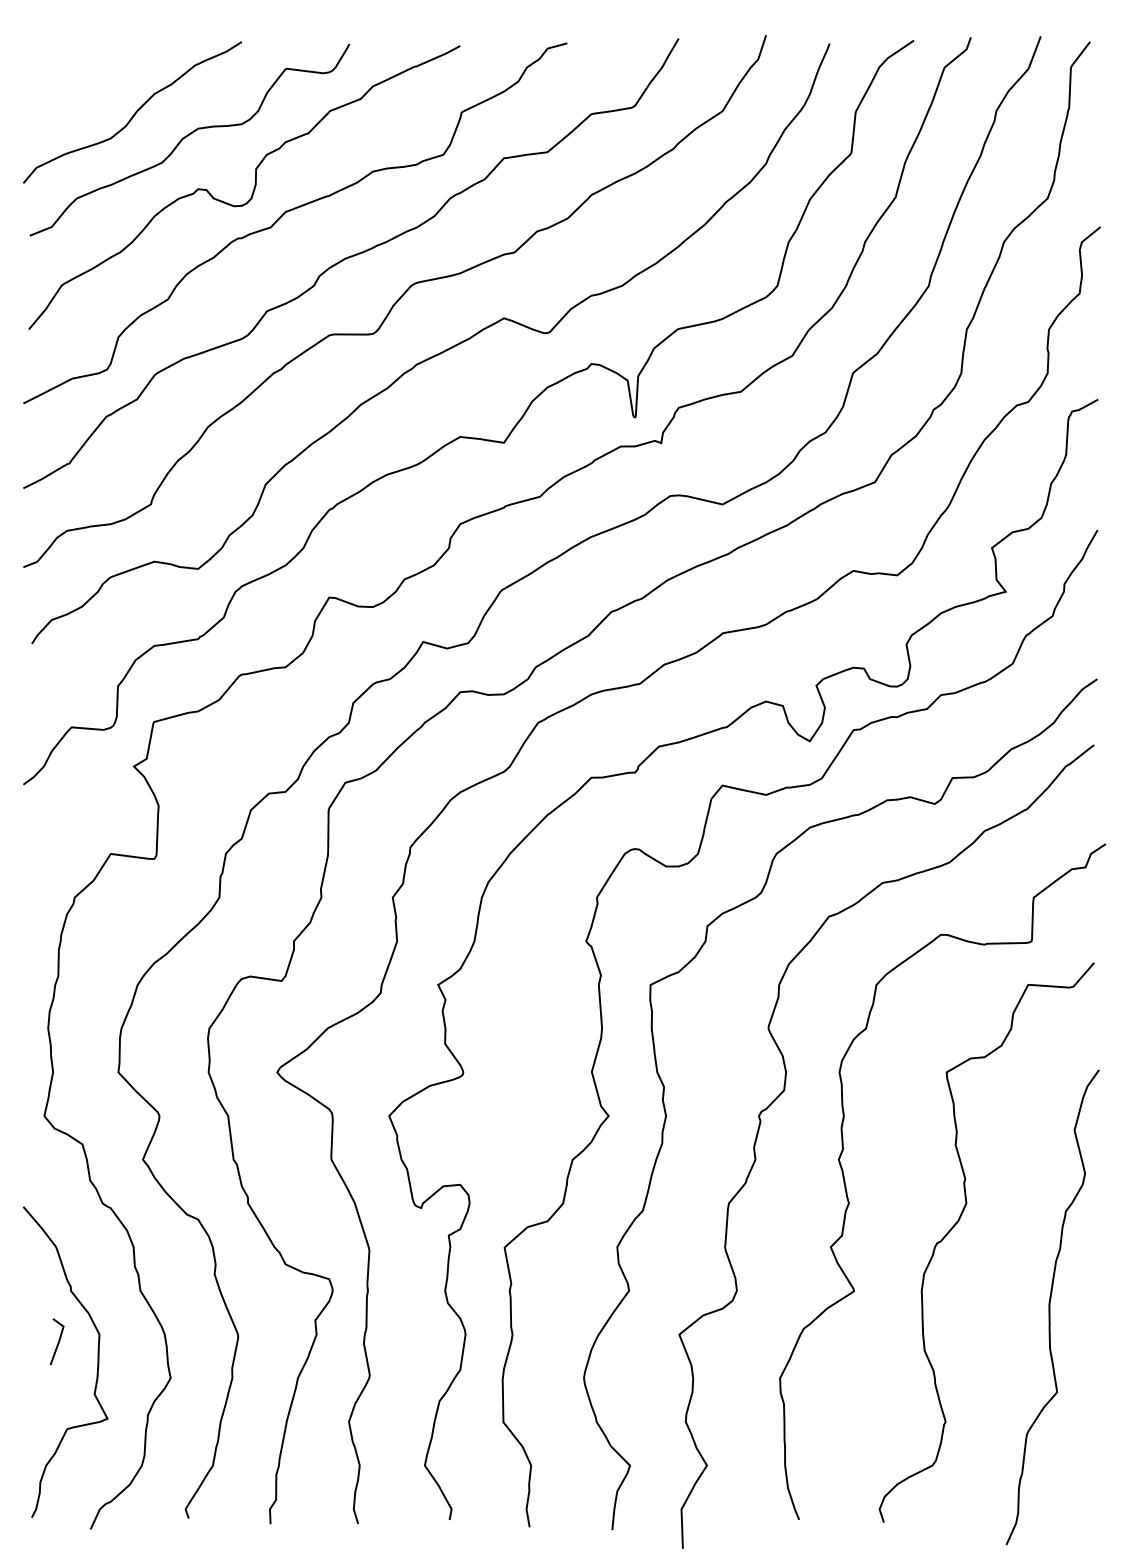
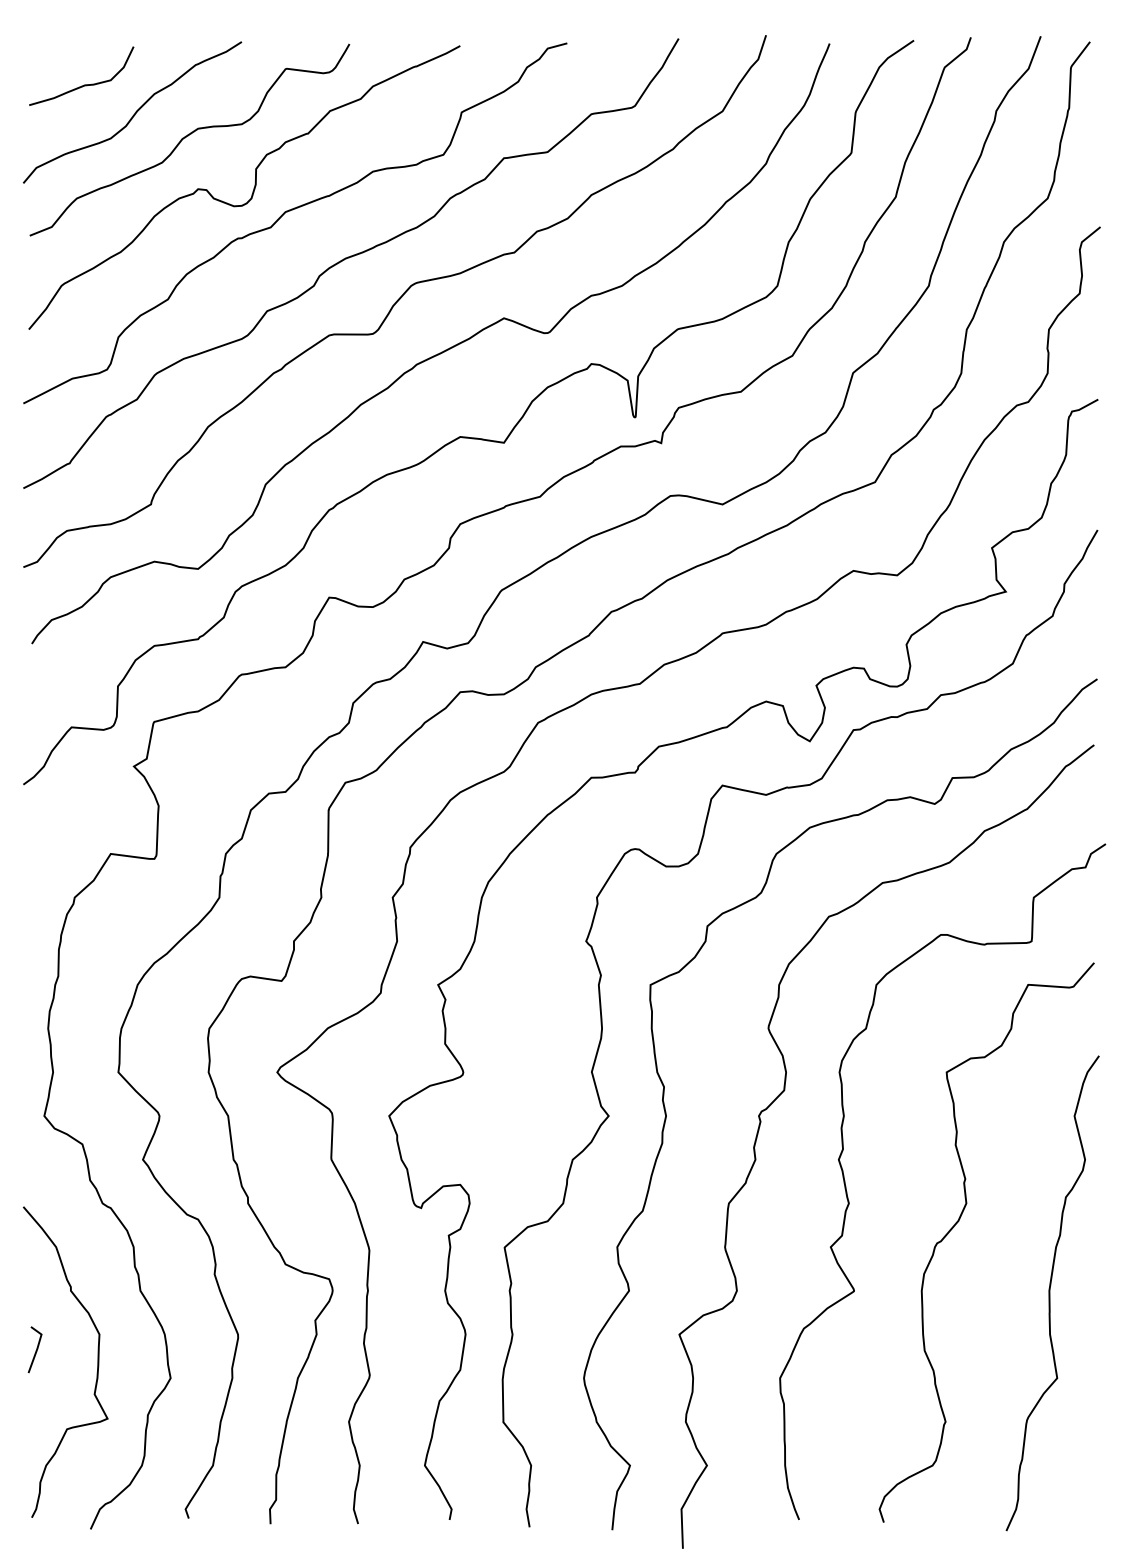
curve: none -> present (84, 84)
curve position: (1050, 1307) -> (1050, 1293) (1050, 1293)
line position: (57, 1342) -> (35, 1350) (35, 1350)
